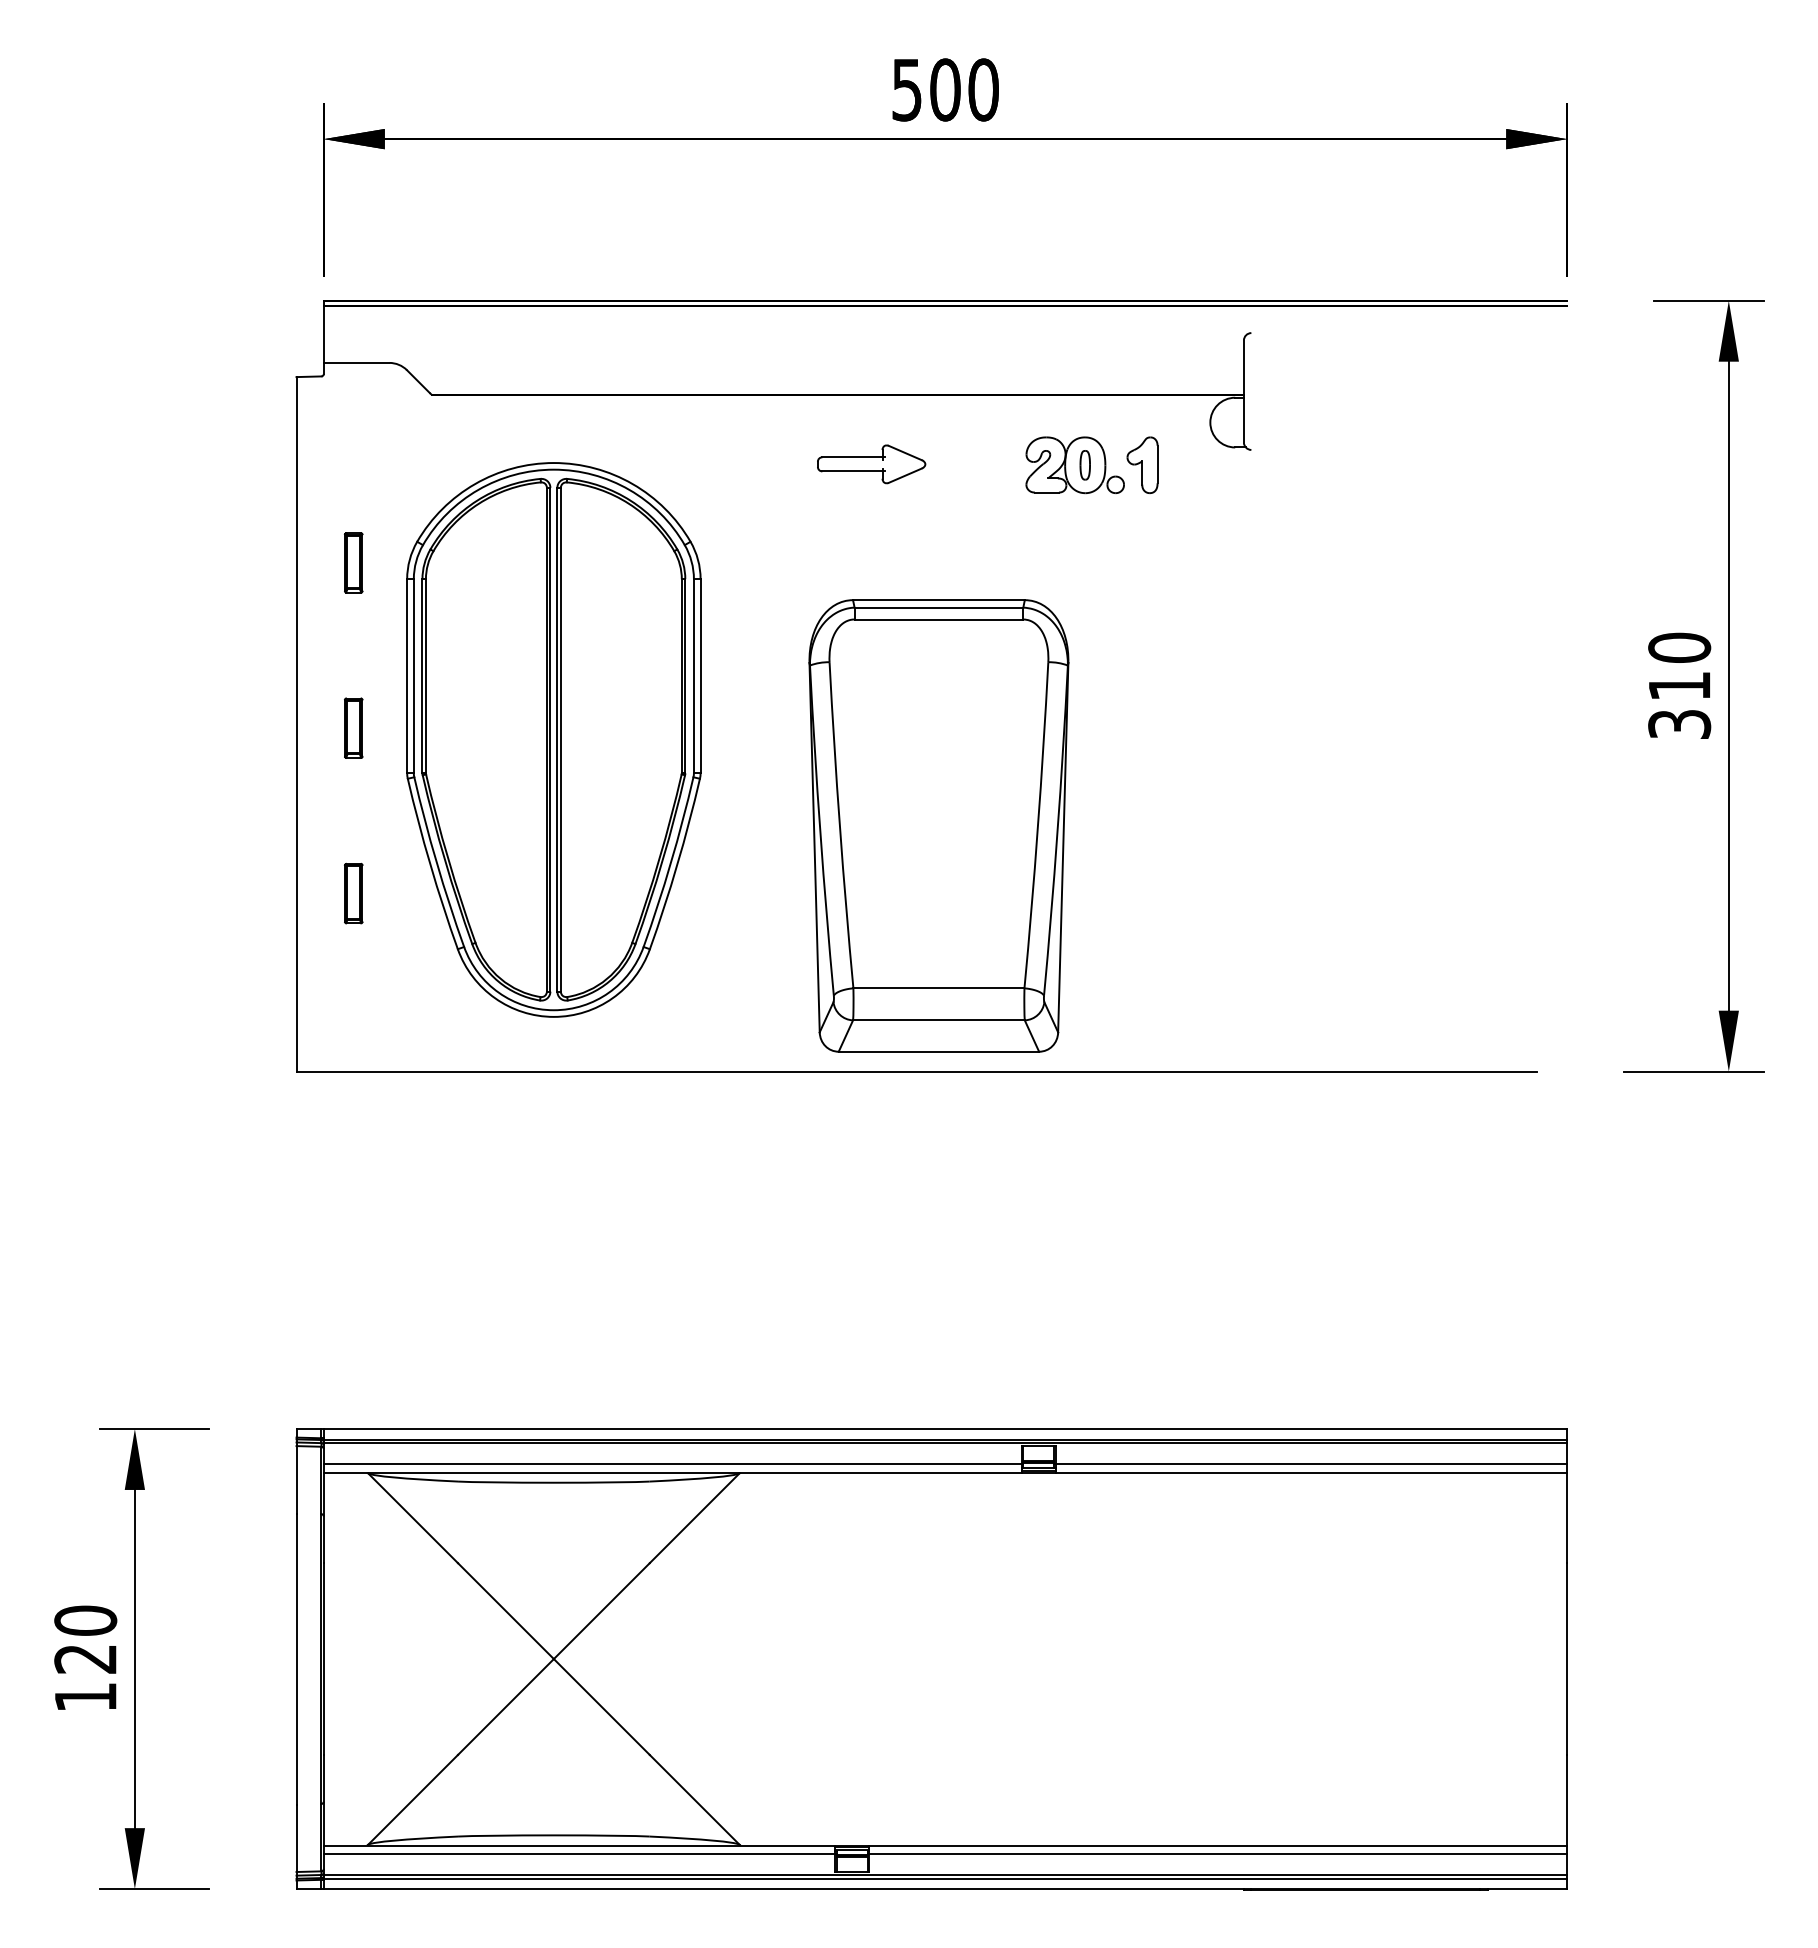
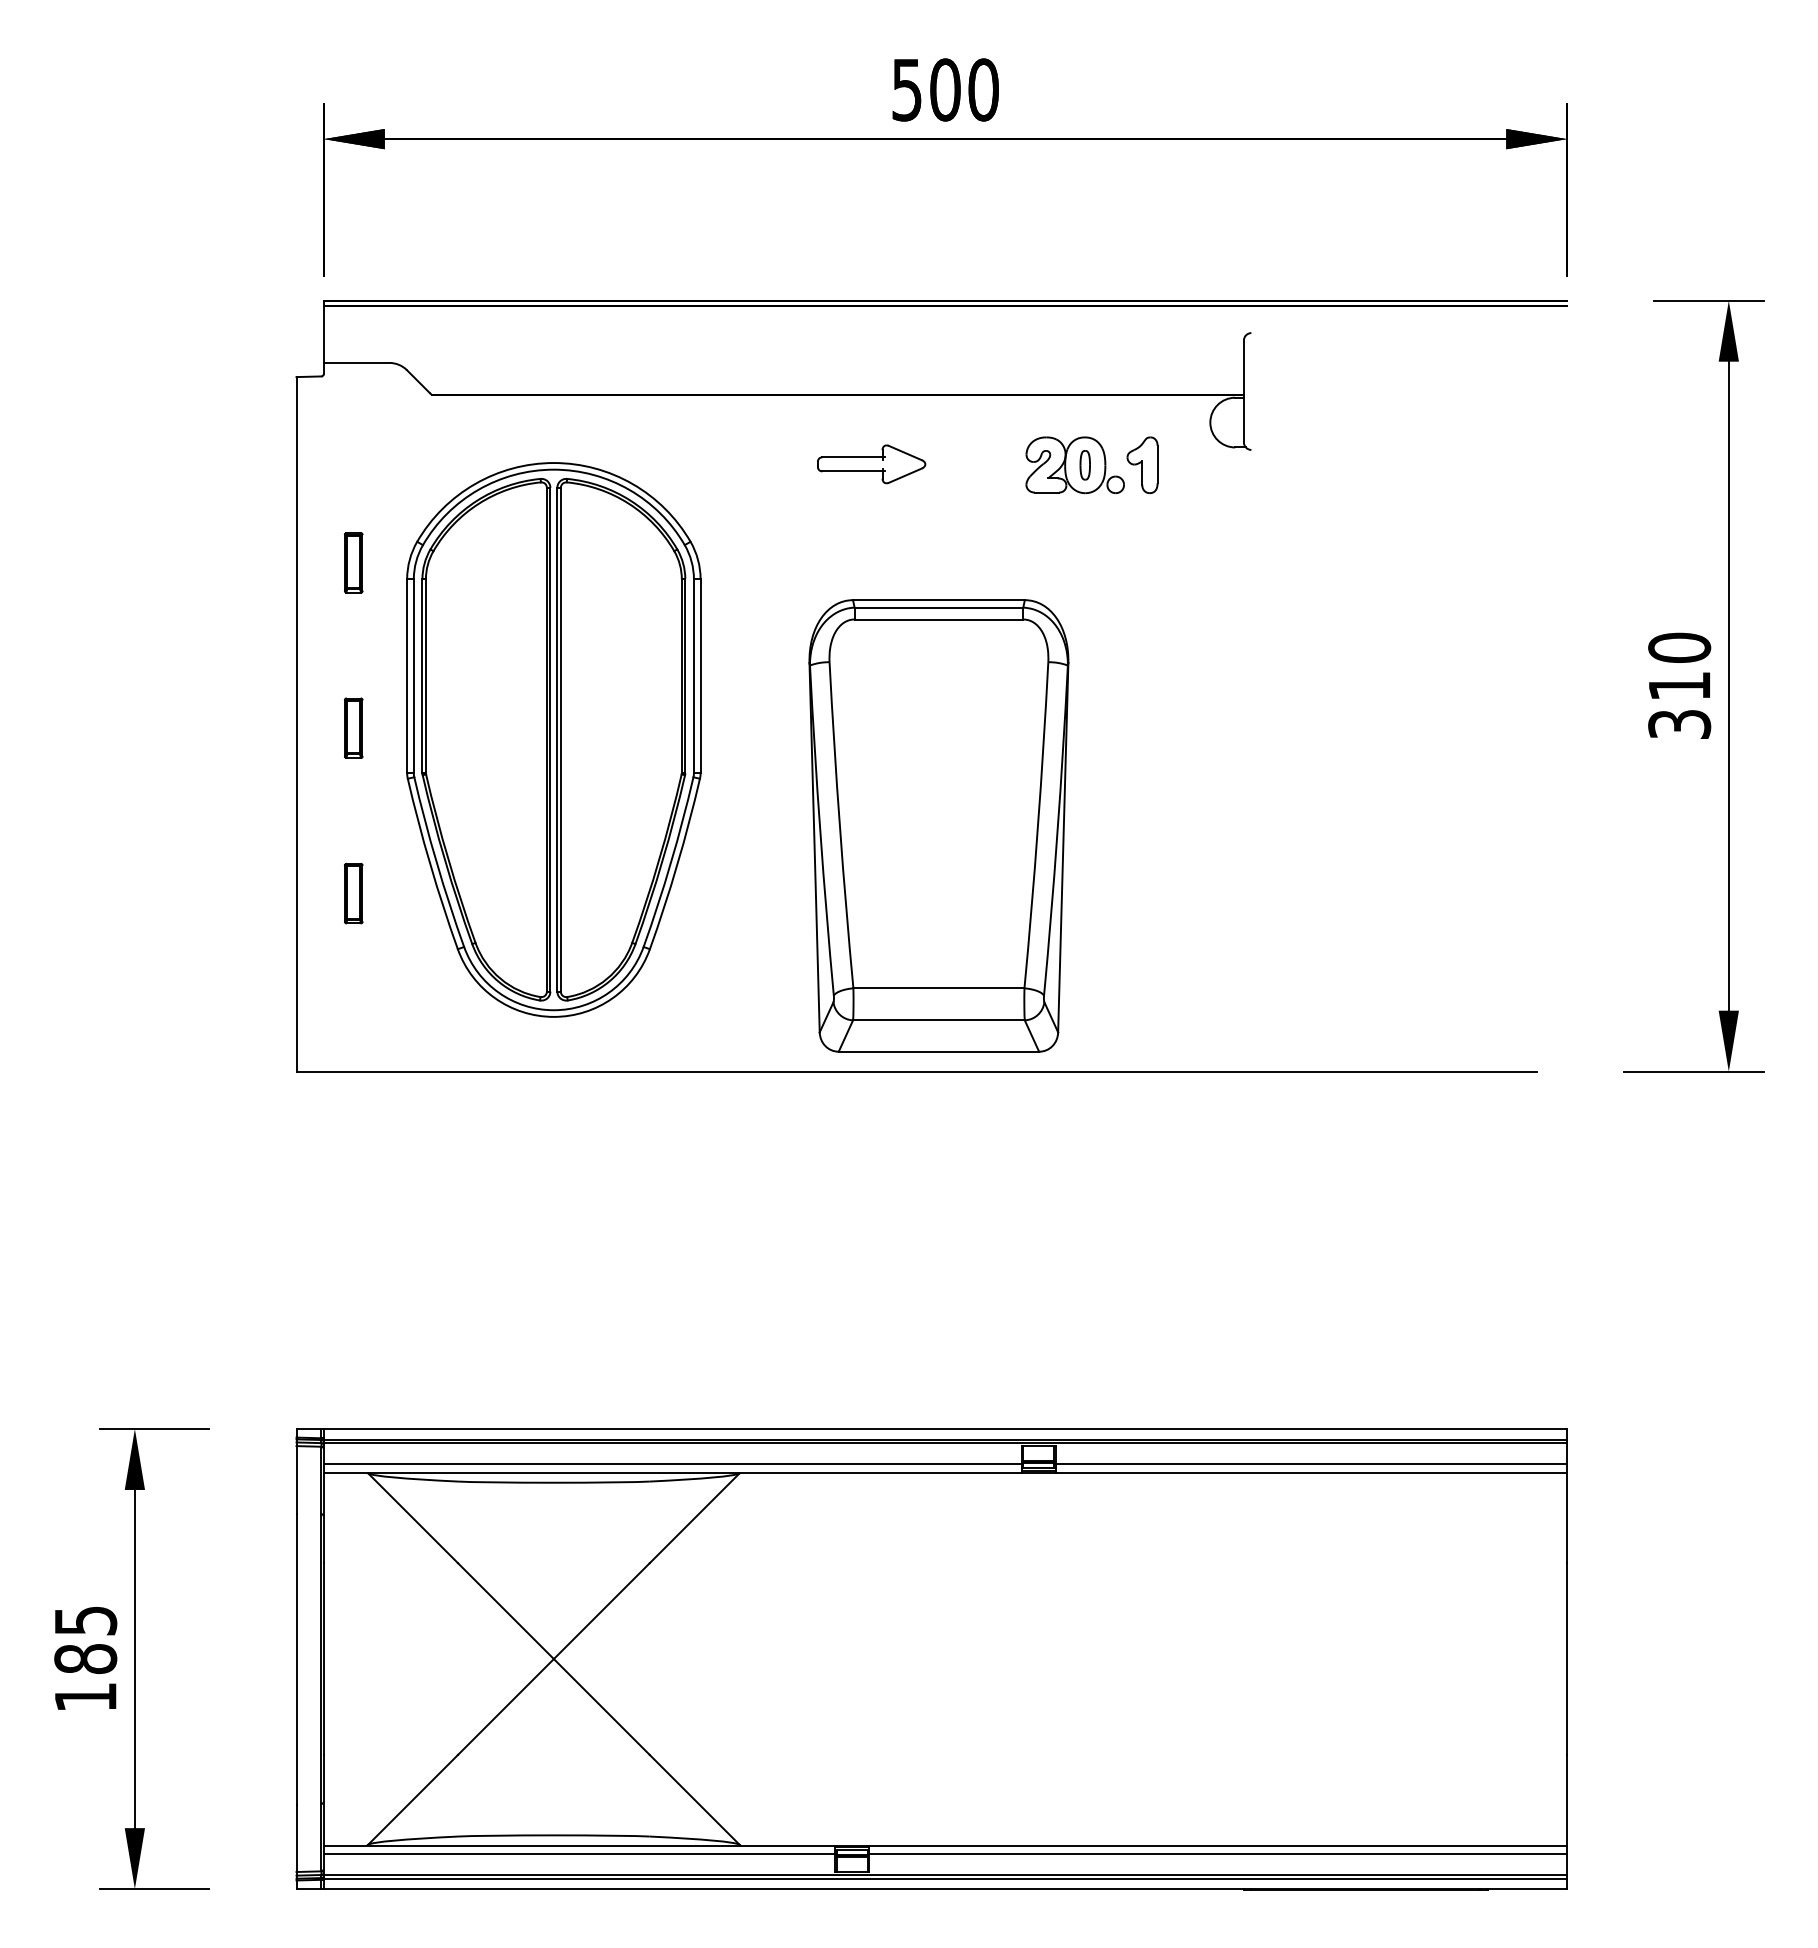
text: 120 -> 185 (85, 1639)
